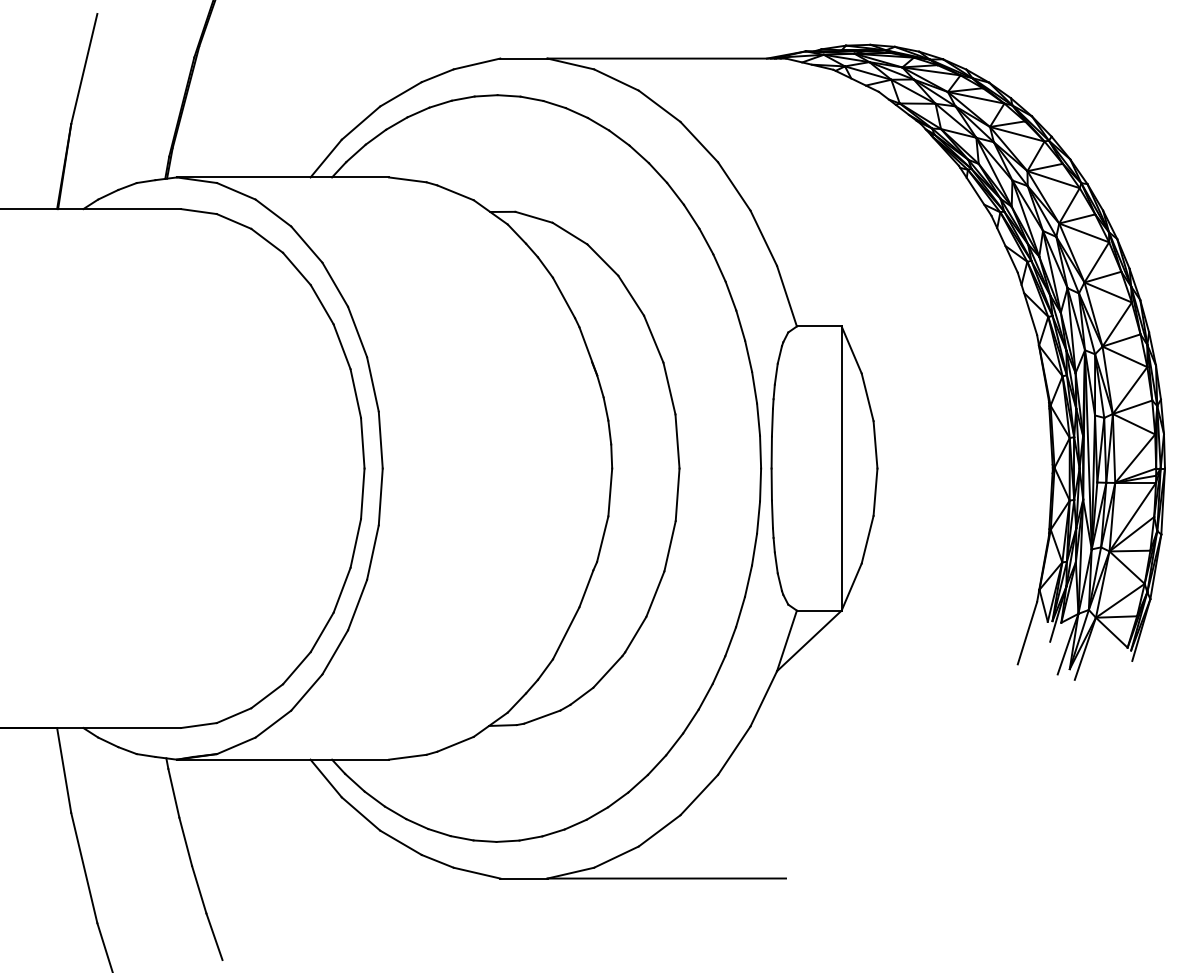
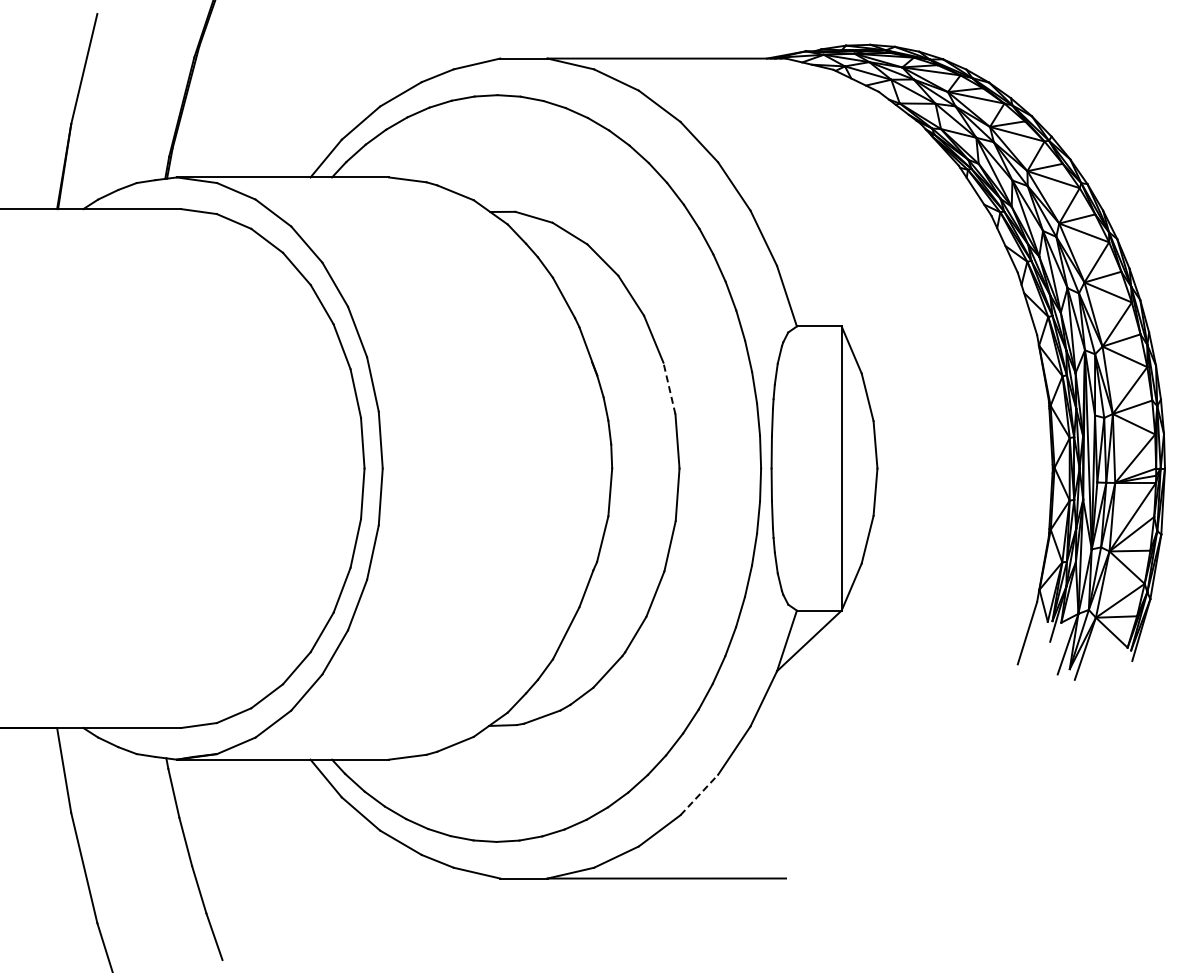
line: solid -> dashed (669, 388)
line: solid -> dashed (699, 795)
